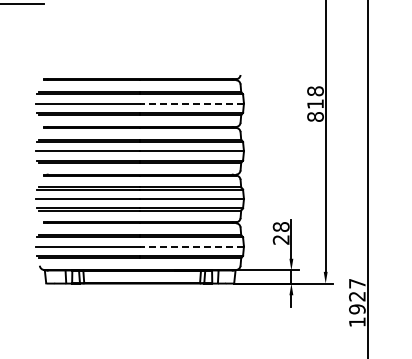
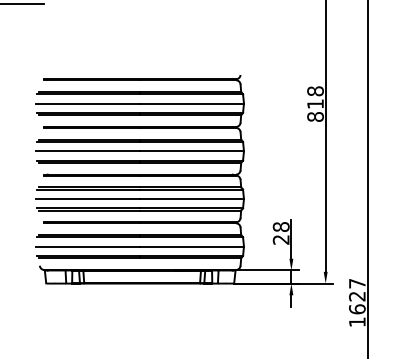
line: dashed -> solid (192, 103)
line: dashed -> solid (192, 246)
text: 1927 -> 1627 (357, 309)
